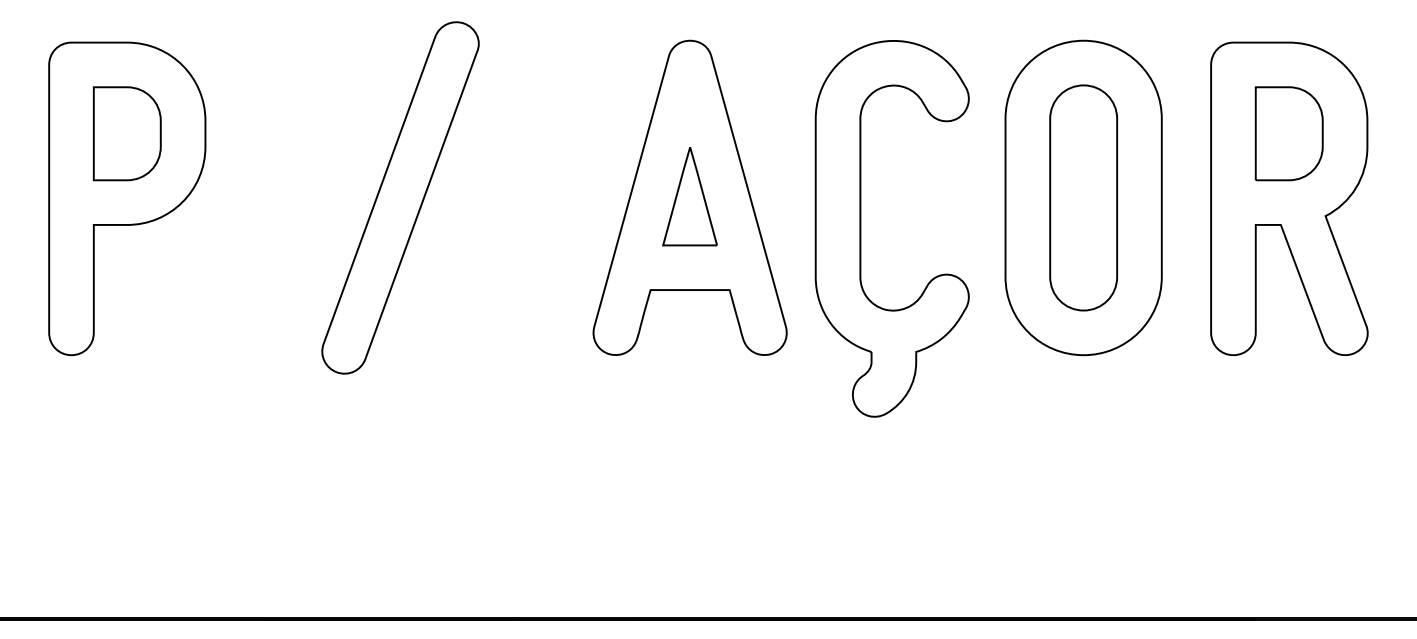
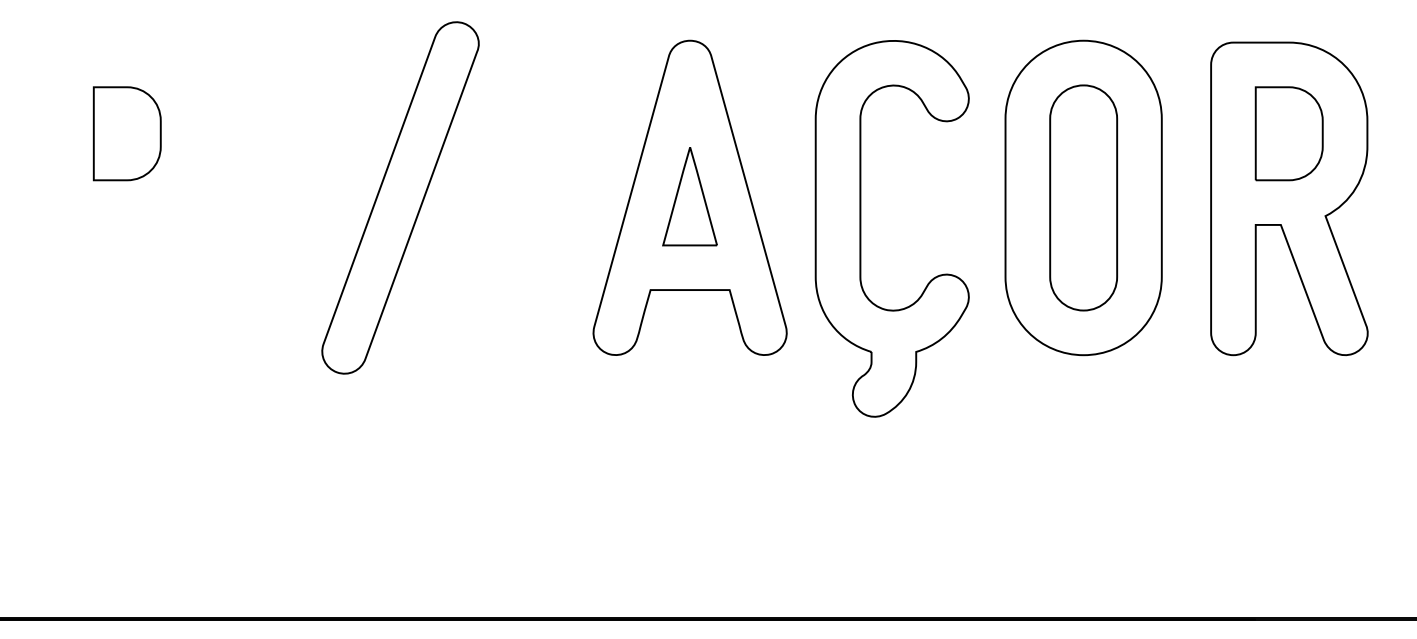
part: present -> none (127, 198)
